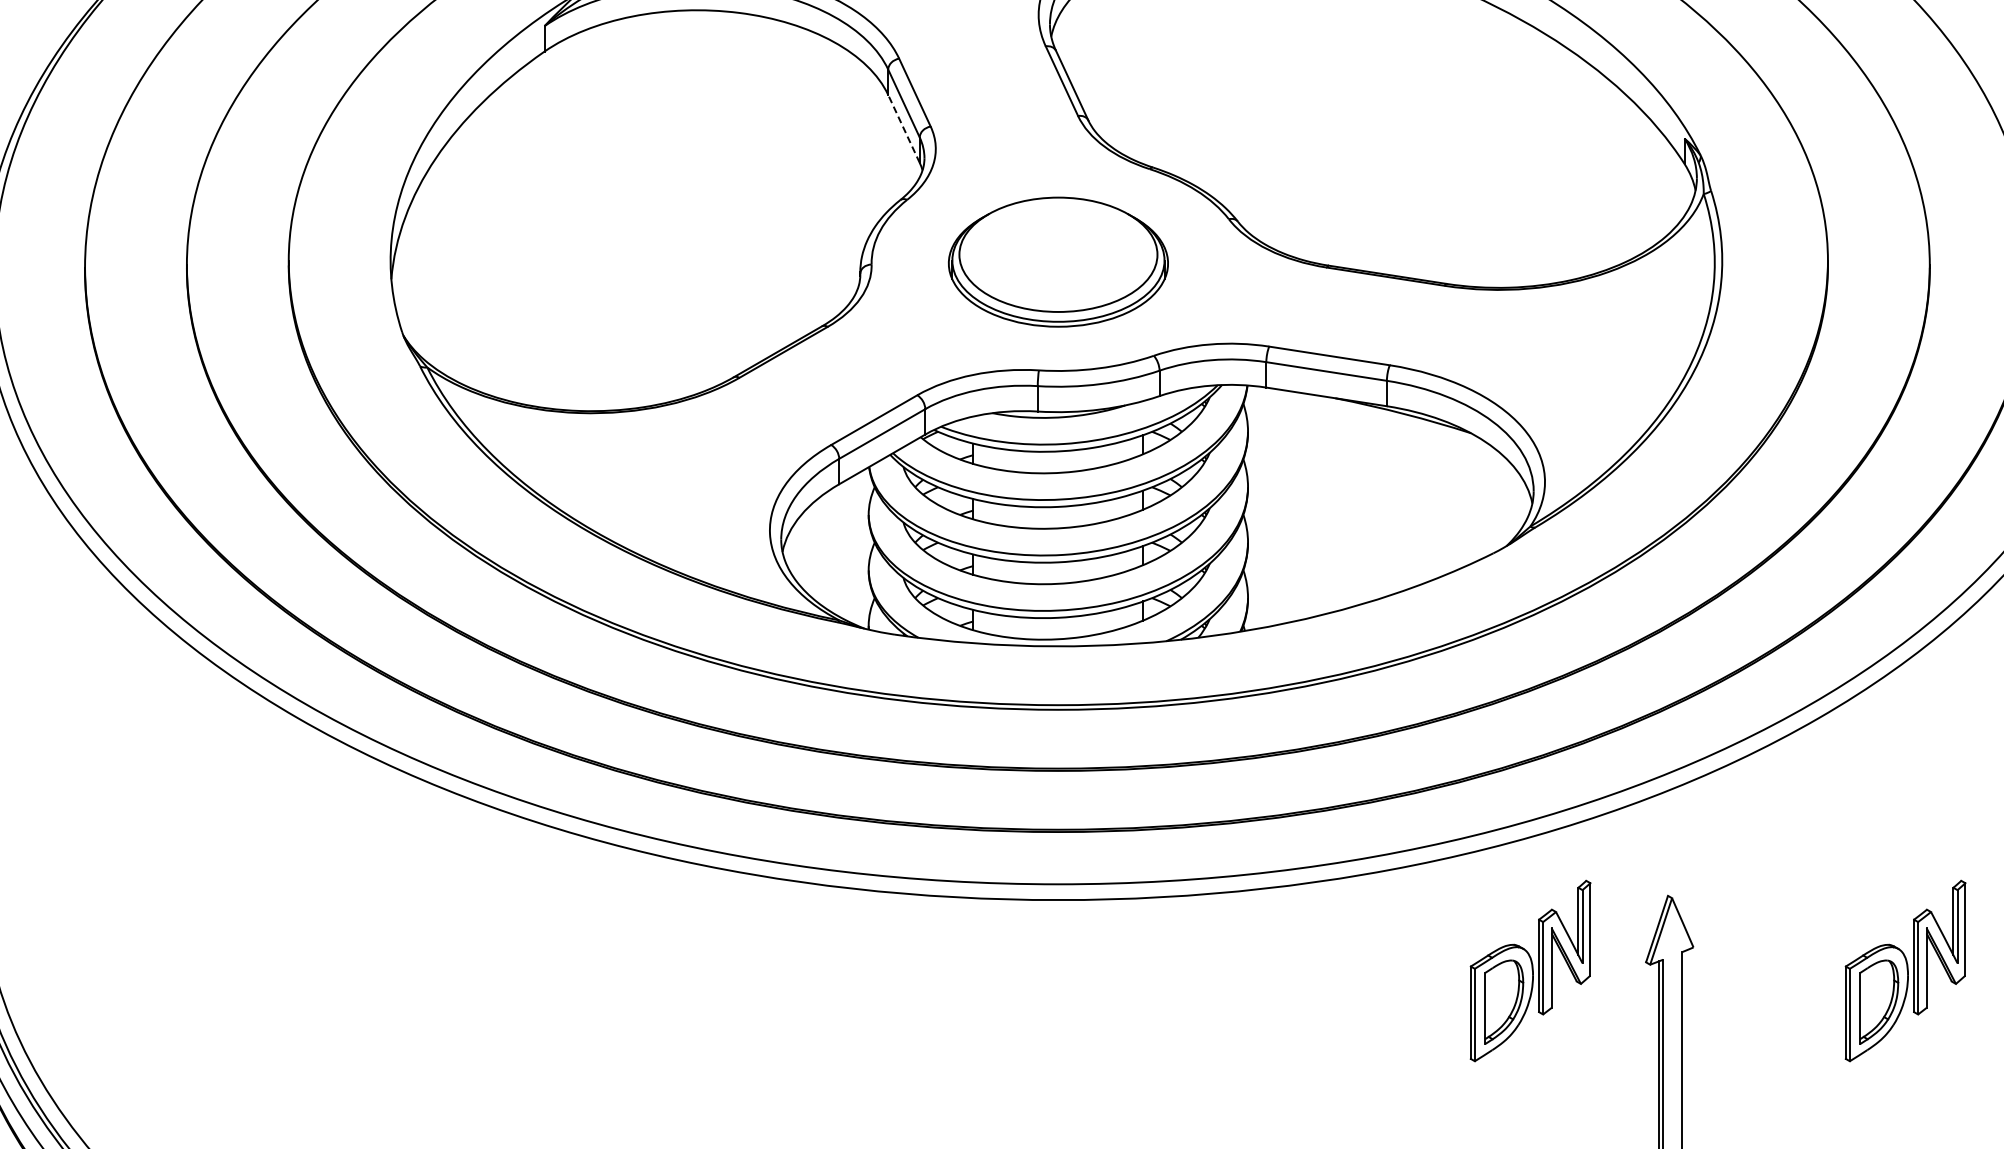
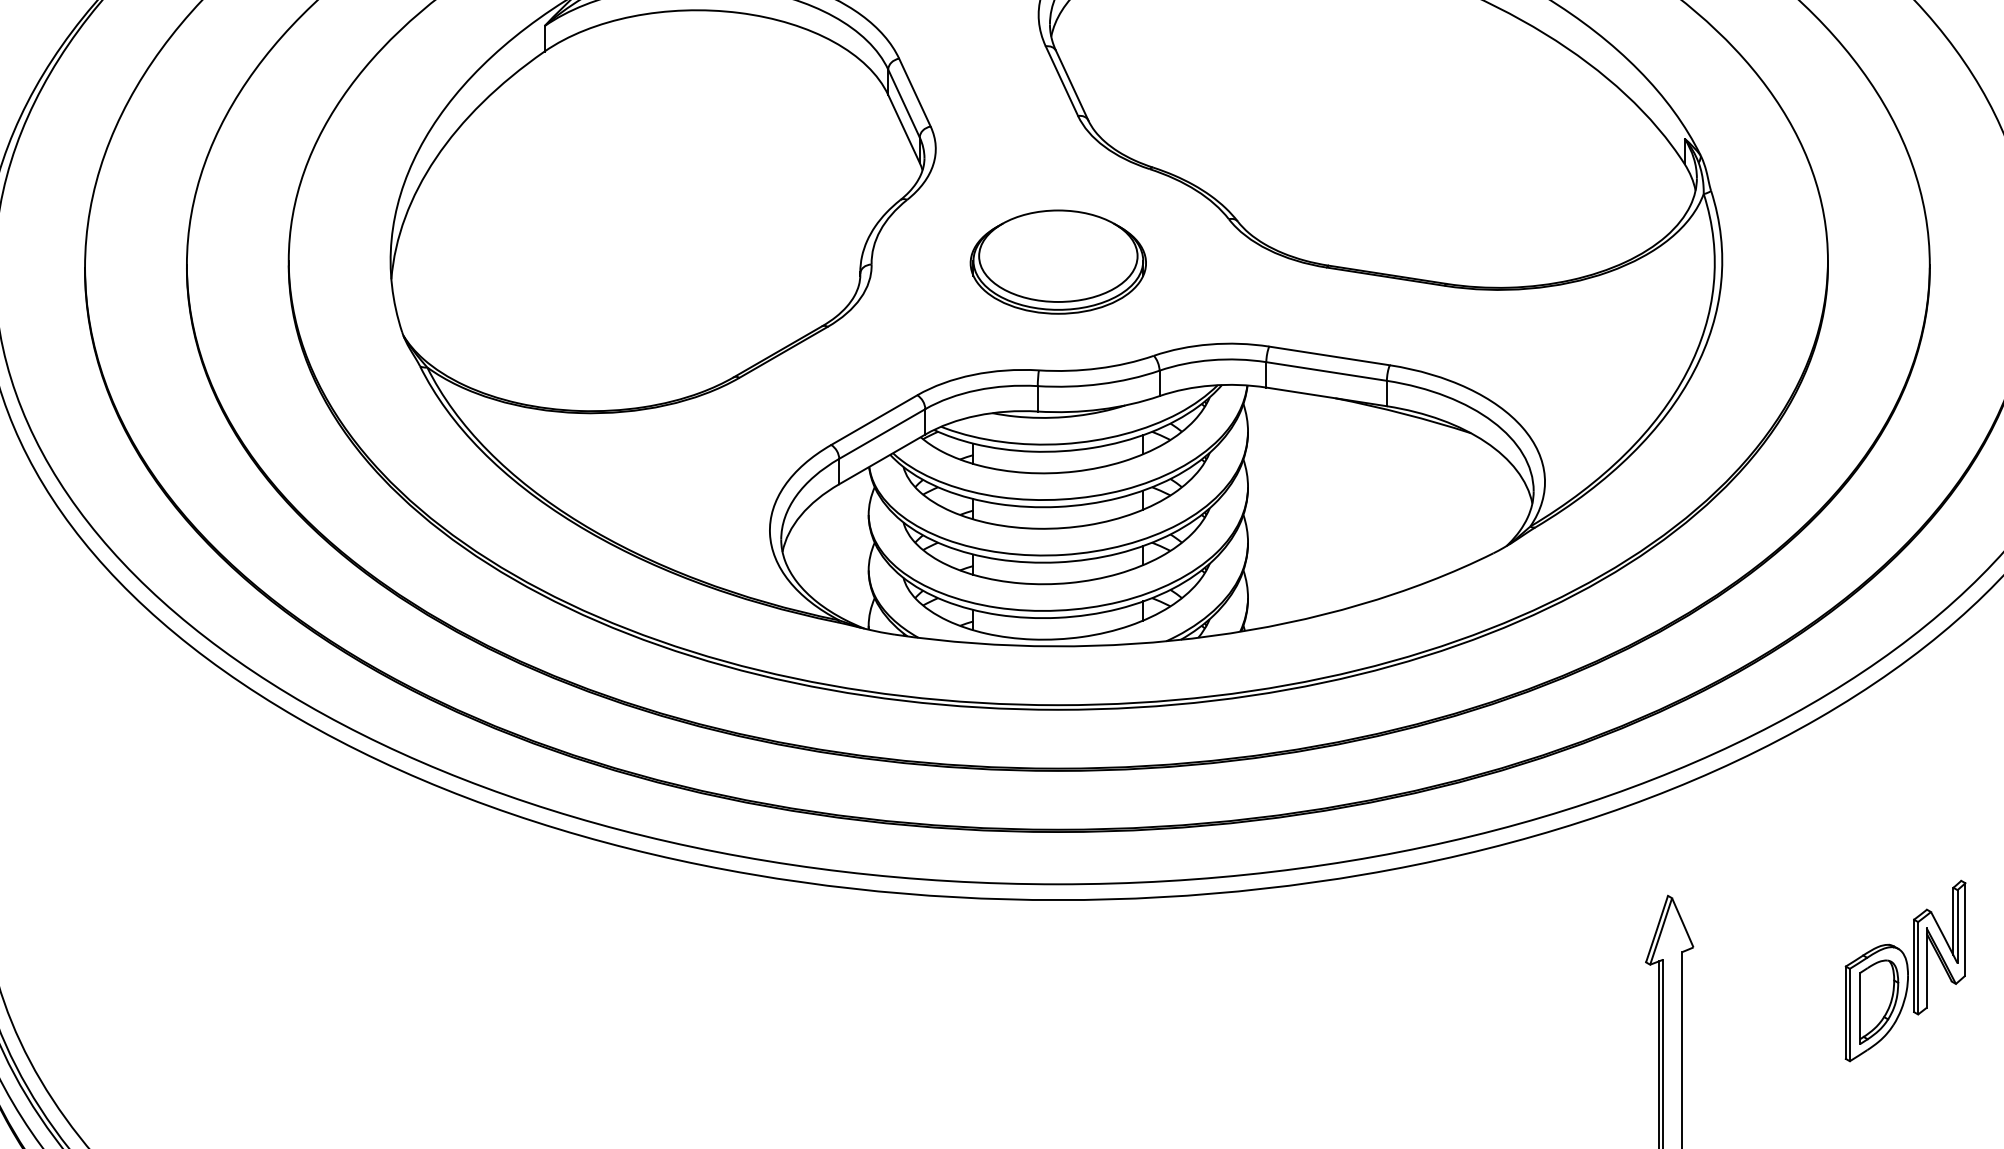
line: dashed -> solid (903, 128)
part size: 221x132 px -> 178x106 px (1057, 261)
part: present -> none (1530, 970)
